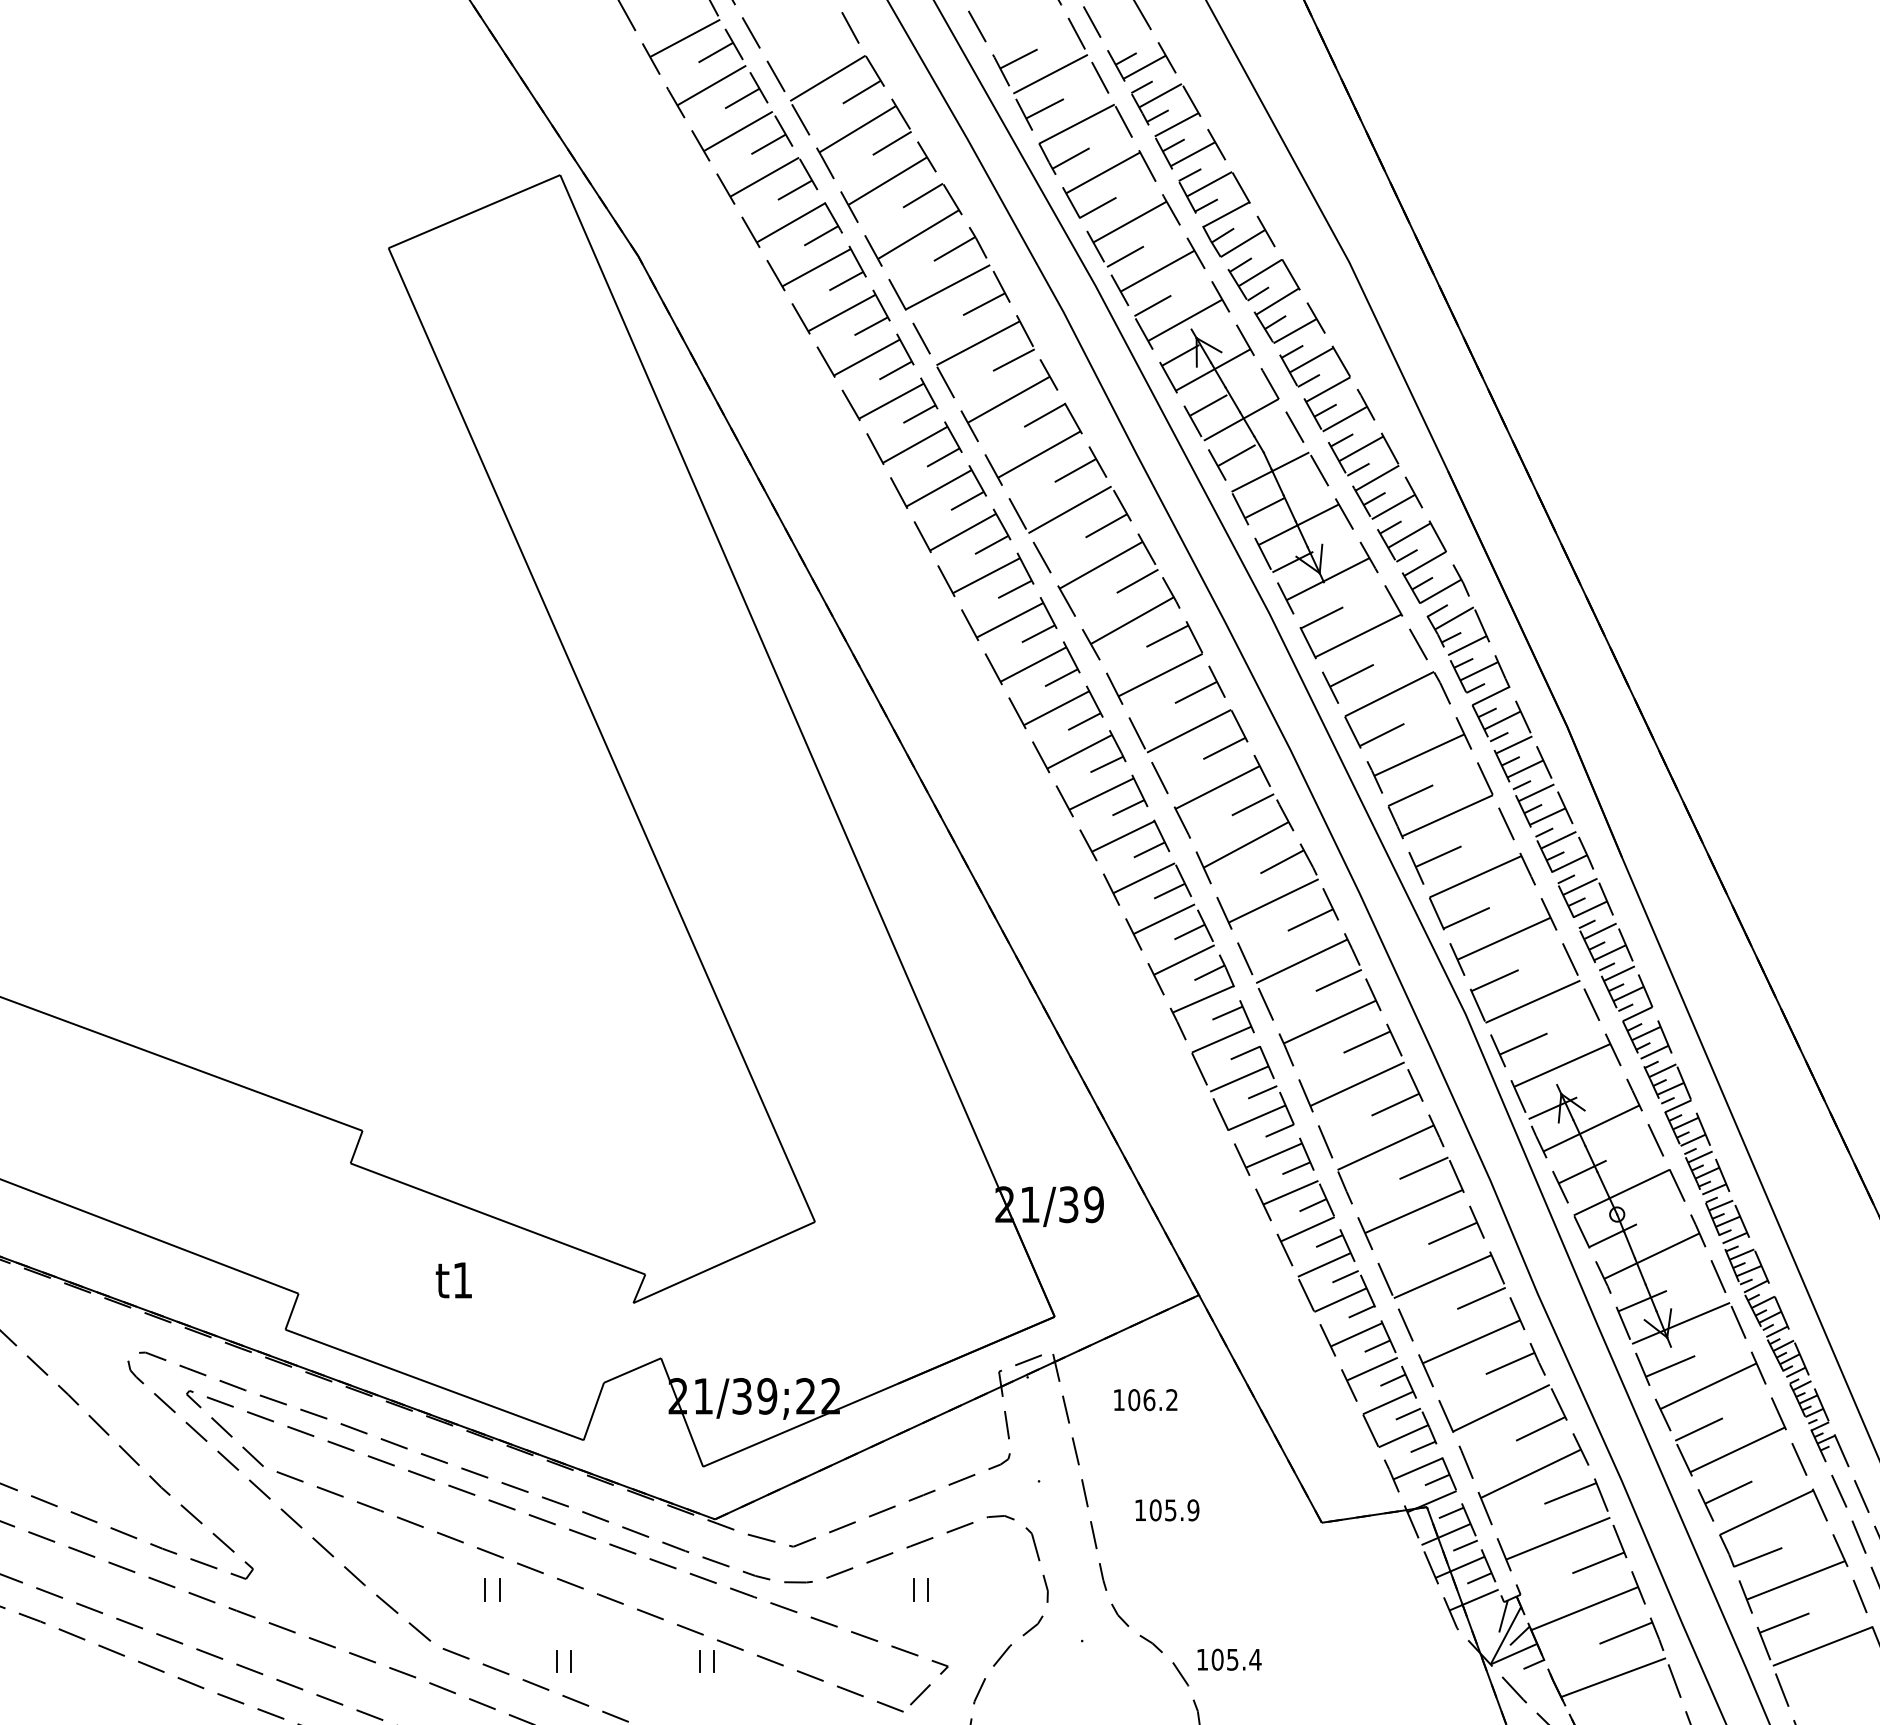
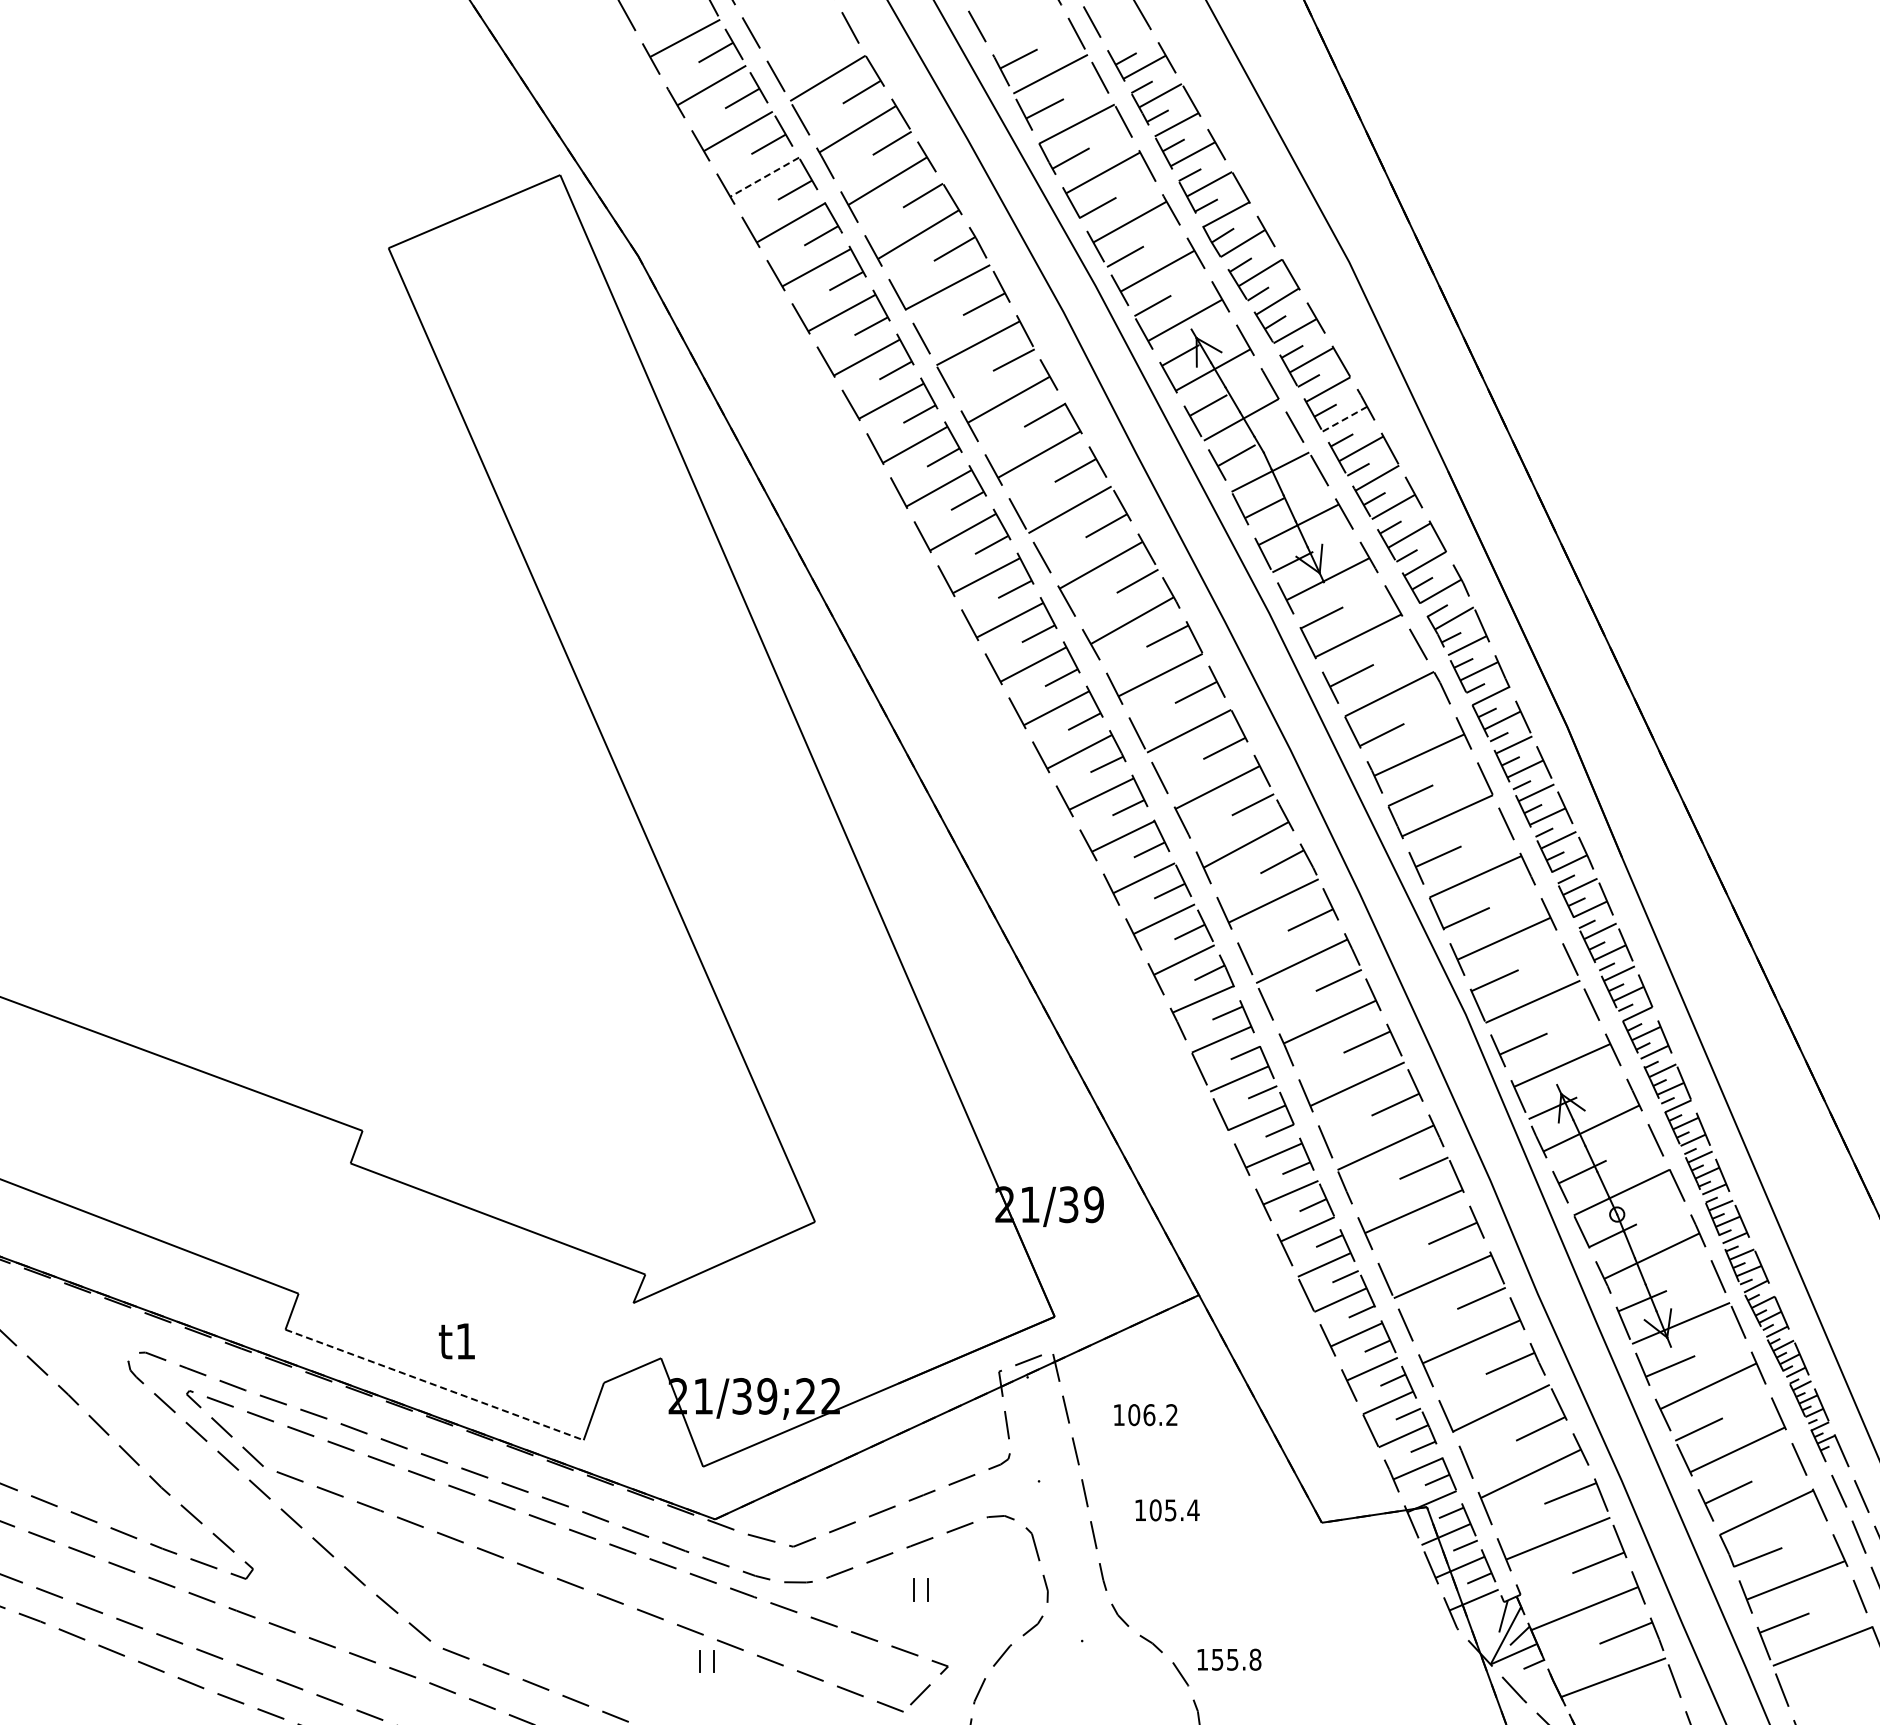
line: solid -> dashed (764, 177)
line: solid -> dashed (1344, 419)
text position: (453, 1280) -> (456, 1341) (456, 1341)
line: solid -> dashed (435, 1385)
text position: (1145, 1400) -> (1145, 1415) (1145, 1415)
text: 105.9 -> 105.4 (1193, 1510)
part: present -> none (485, 1589)
text: 105.4 -> 155.8 (1236, 1659)
part: present -> none (563, 1661)
